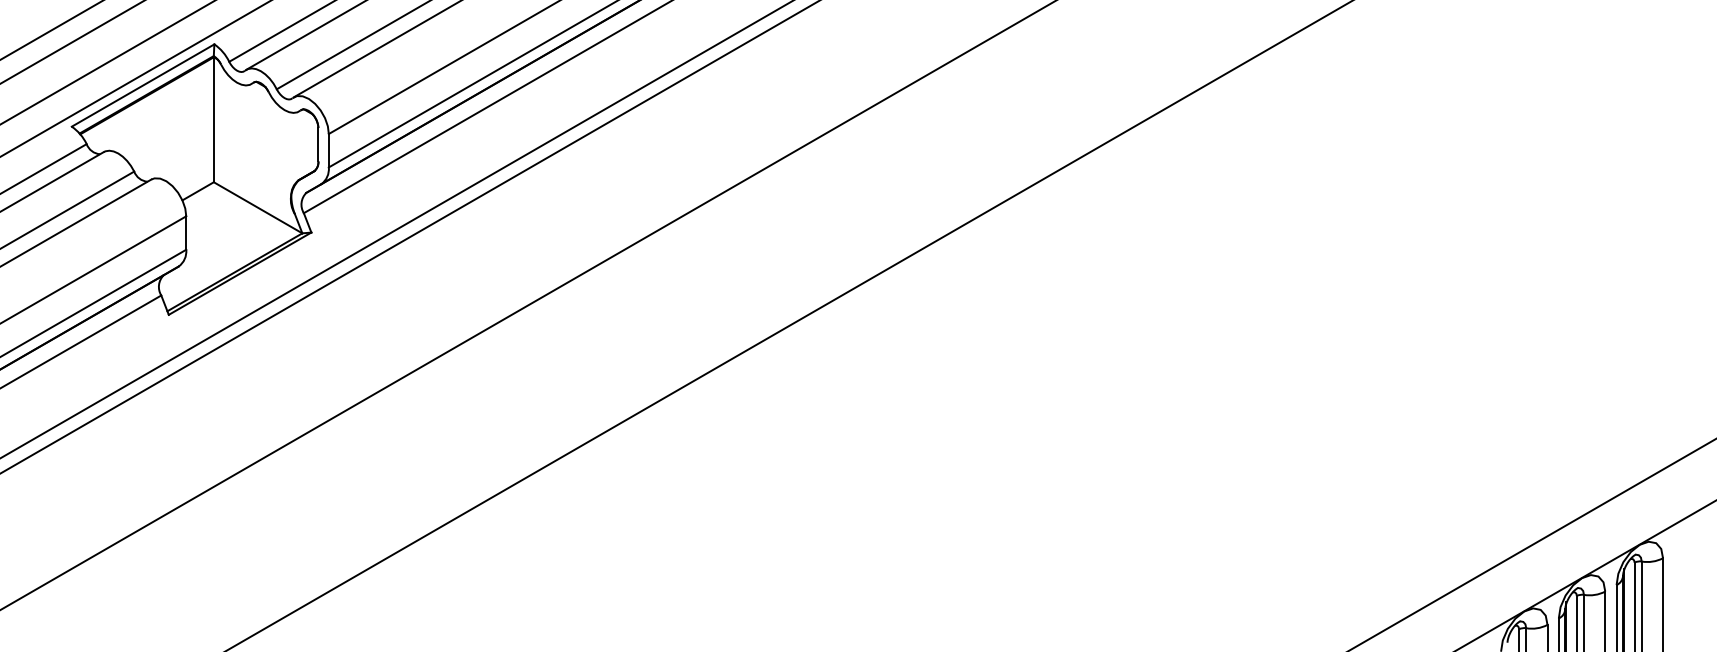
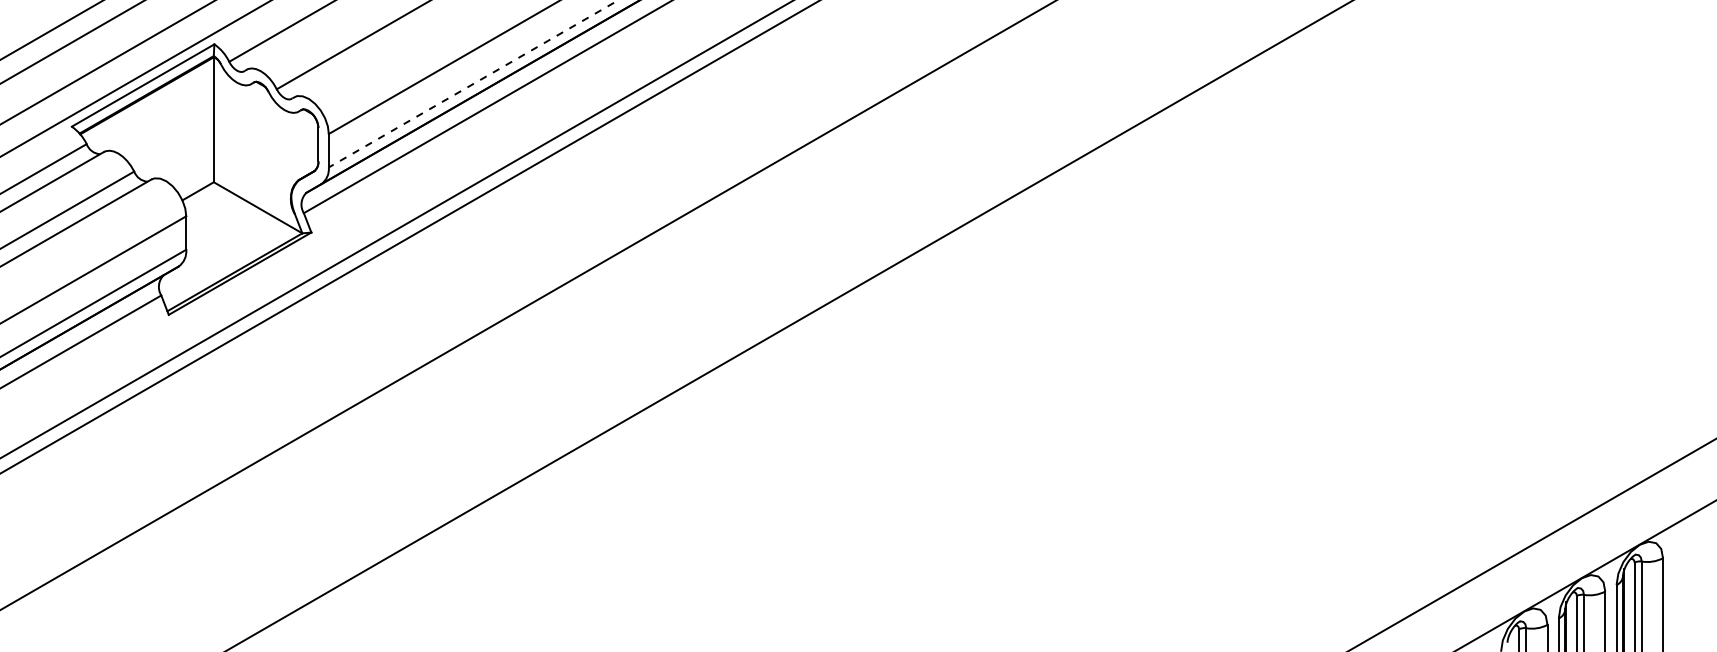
line: present -> none (304, 35)
line: present -> none (375, 49)
line: solid -> dashed (473, 83)
